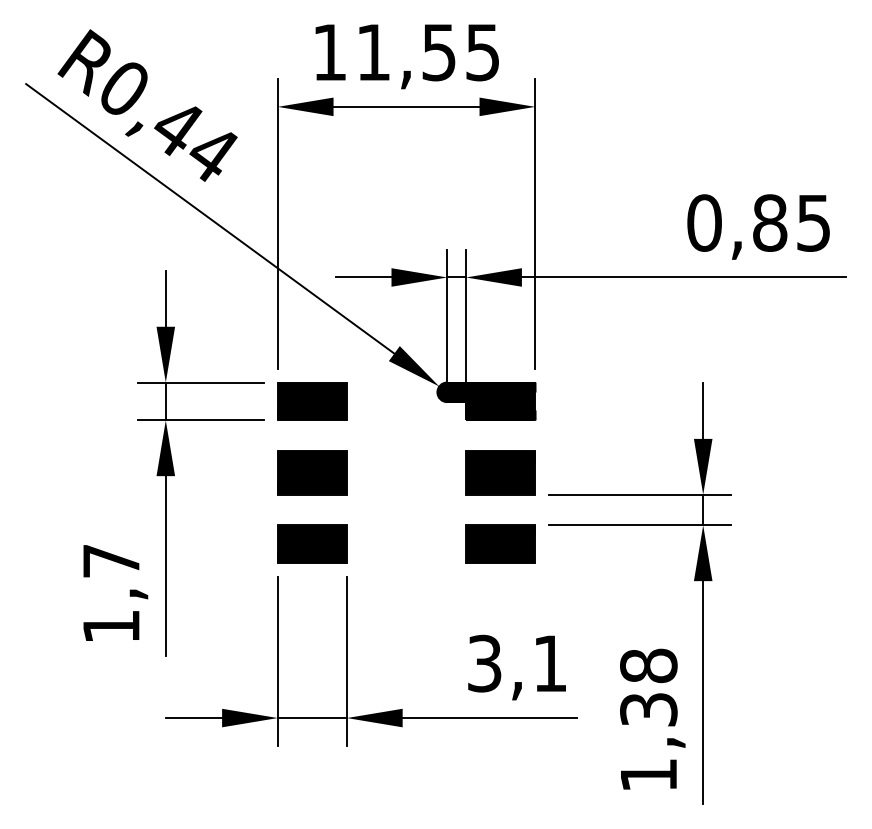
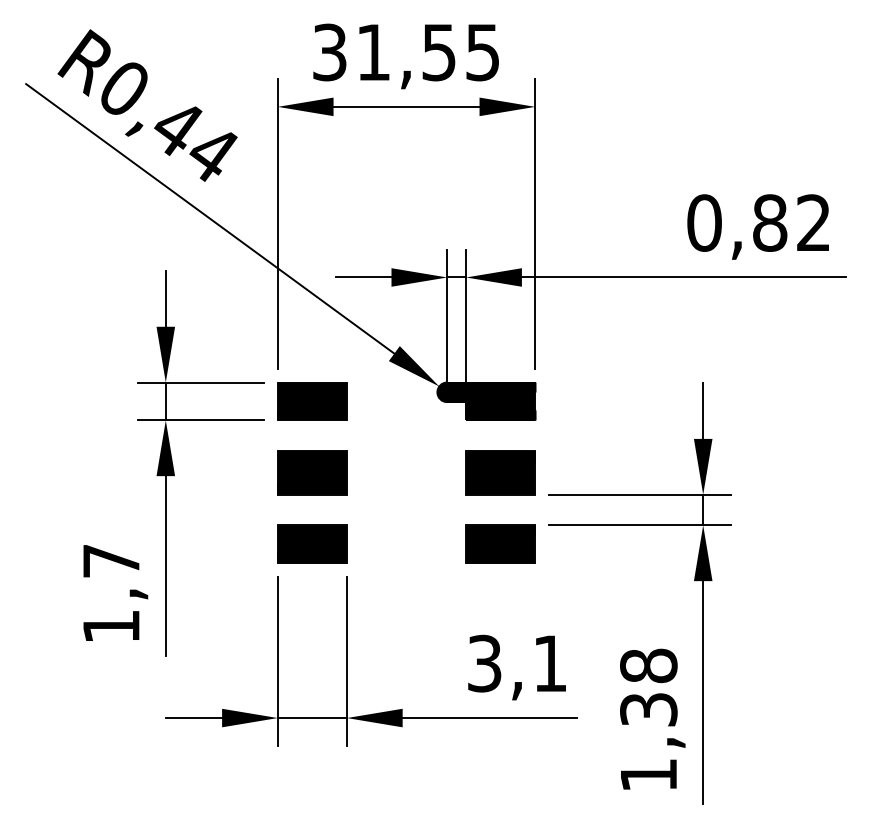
text: 11,55 -> 31,55 (329, 52)
text: 0,85 -> 0,82 (813, 222)
